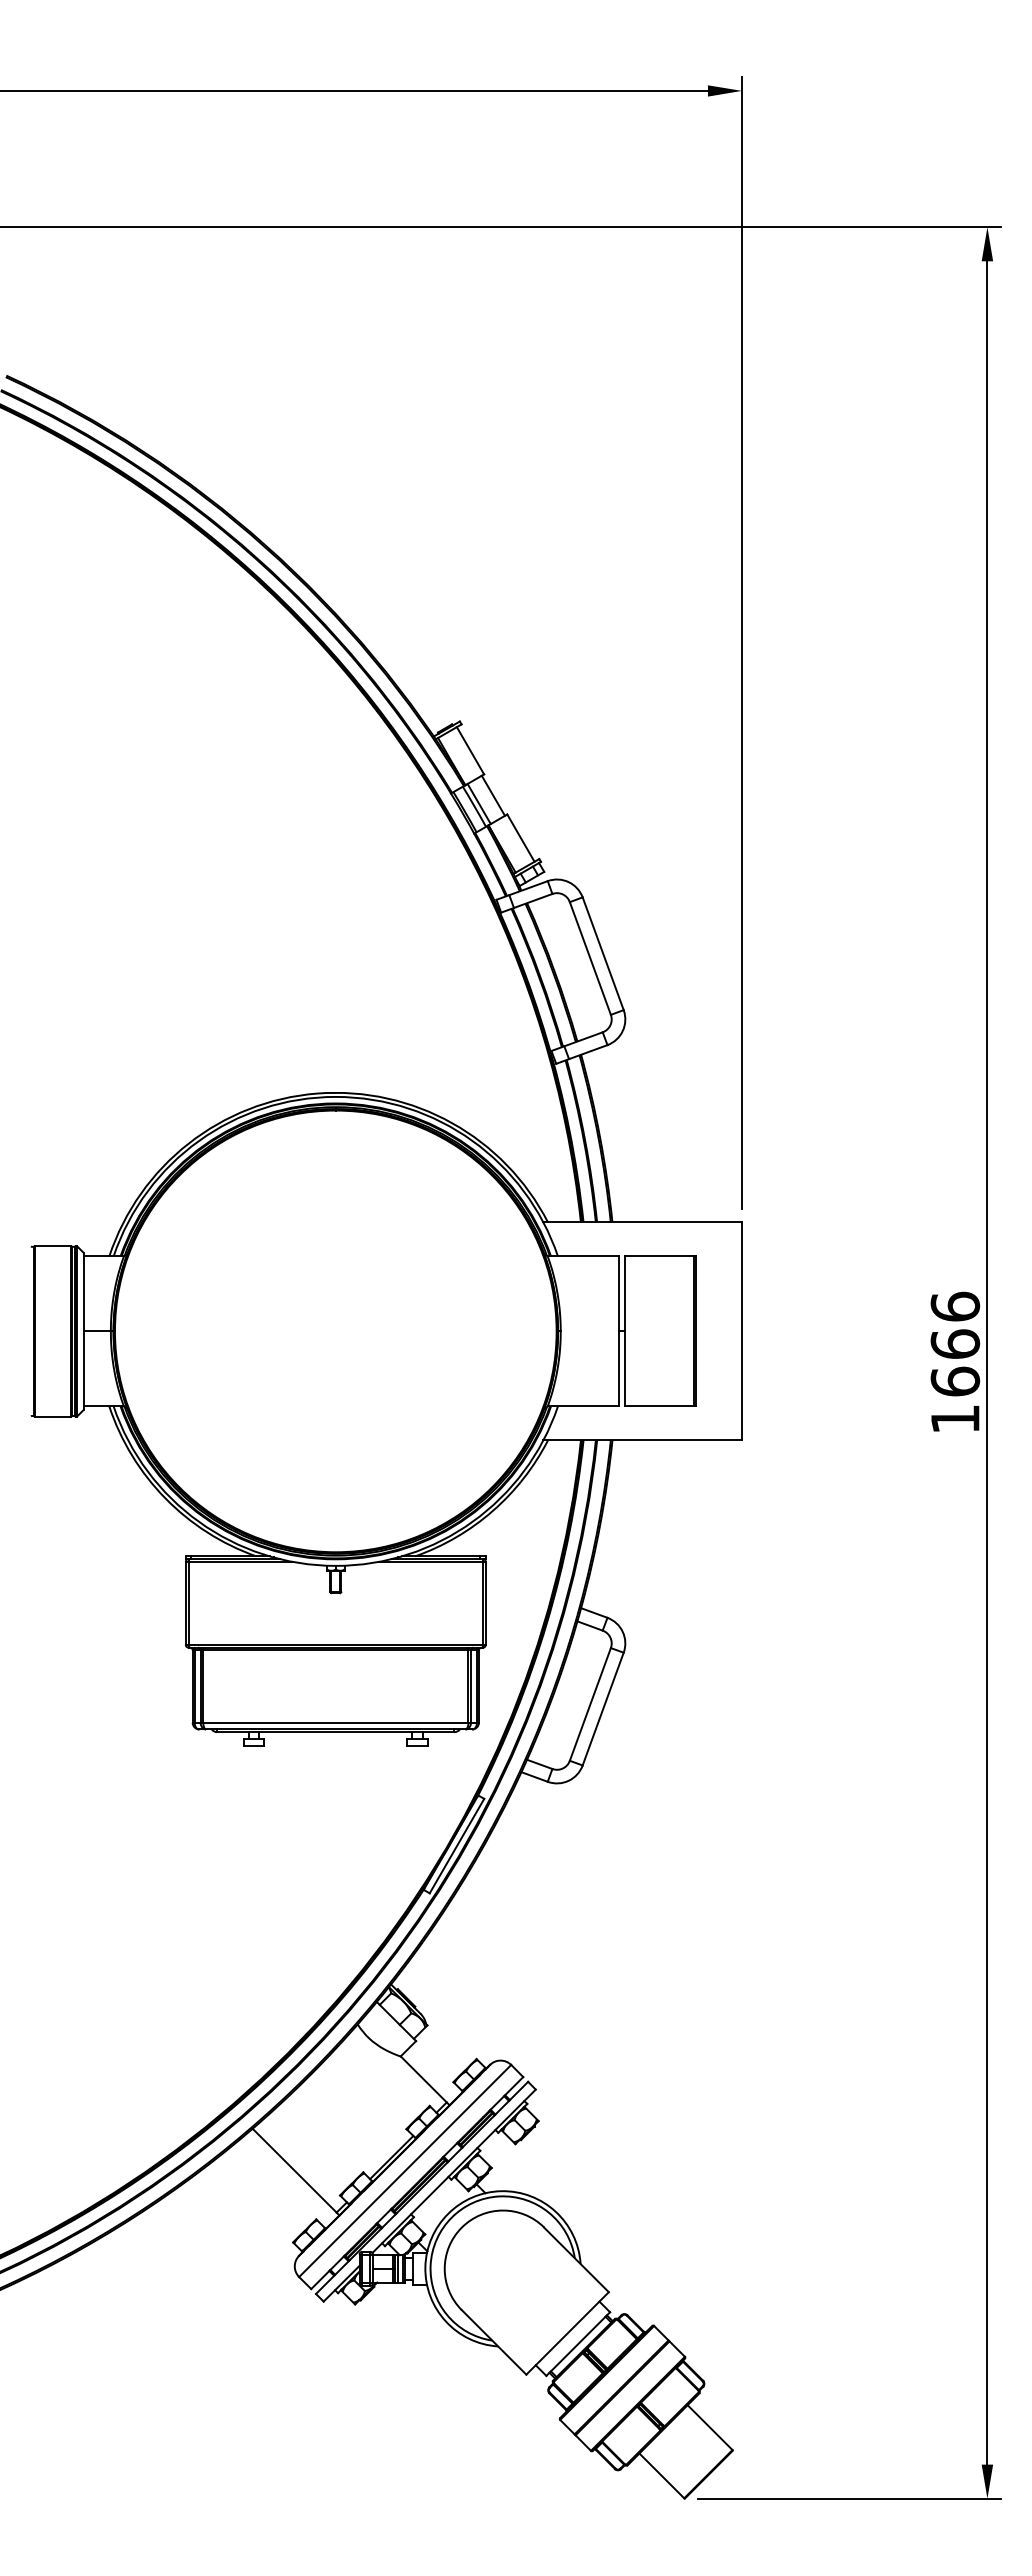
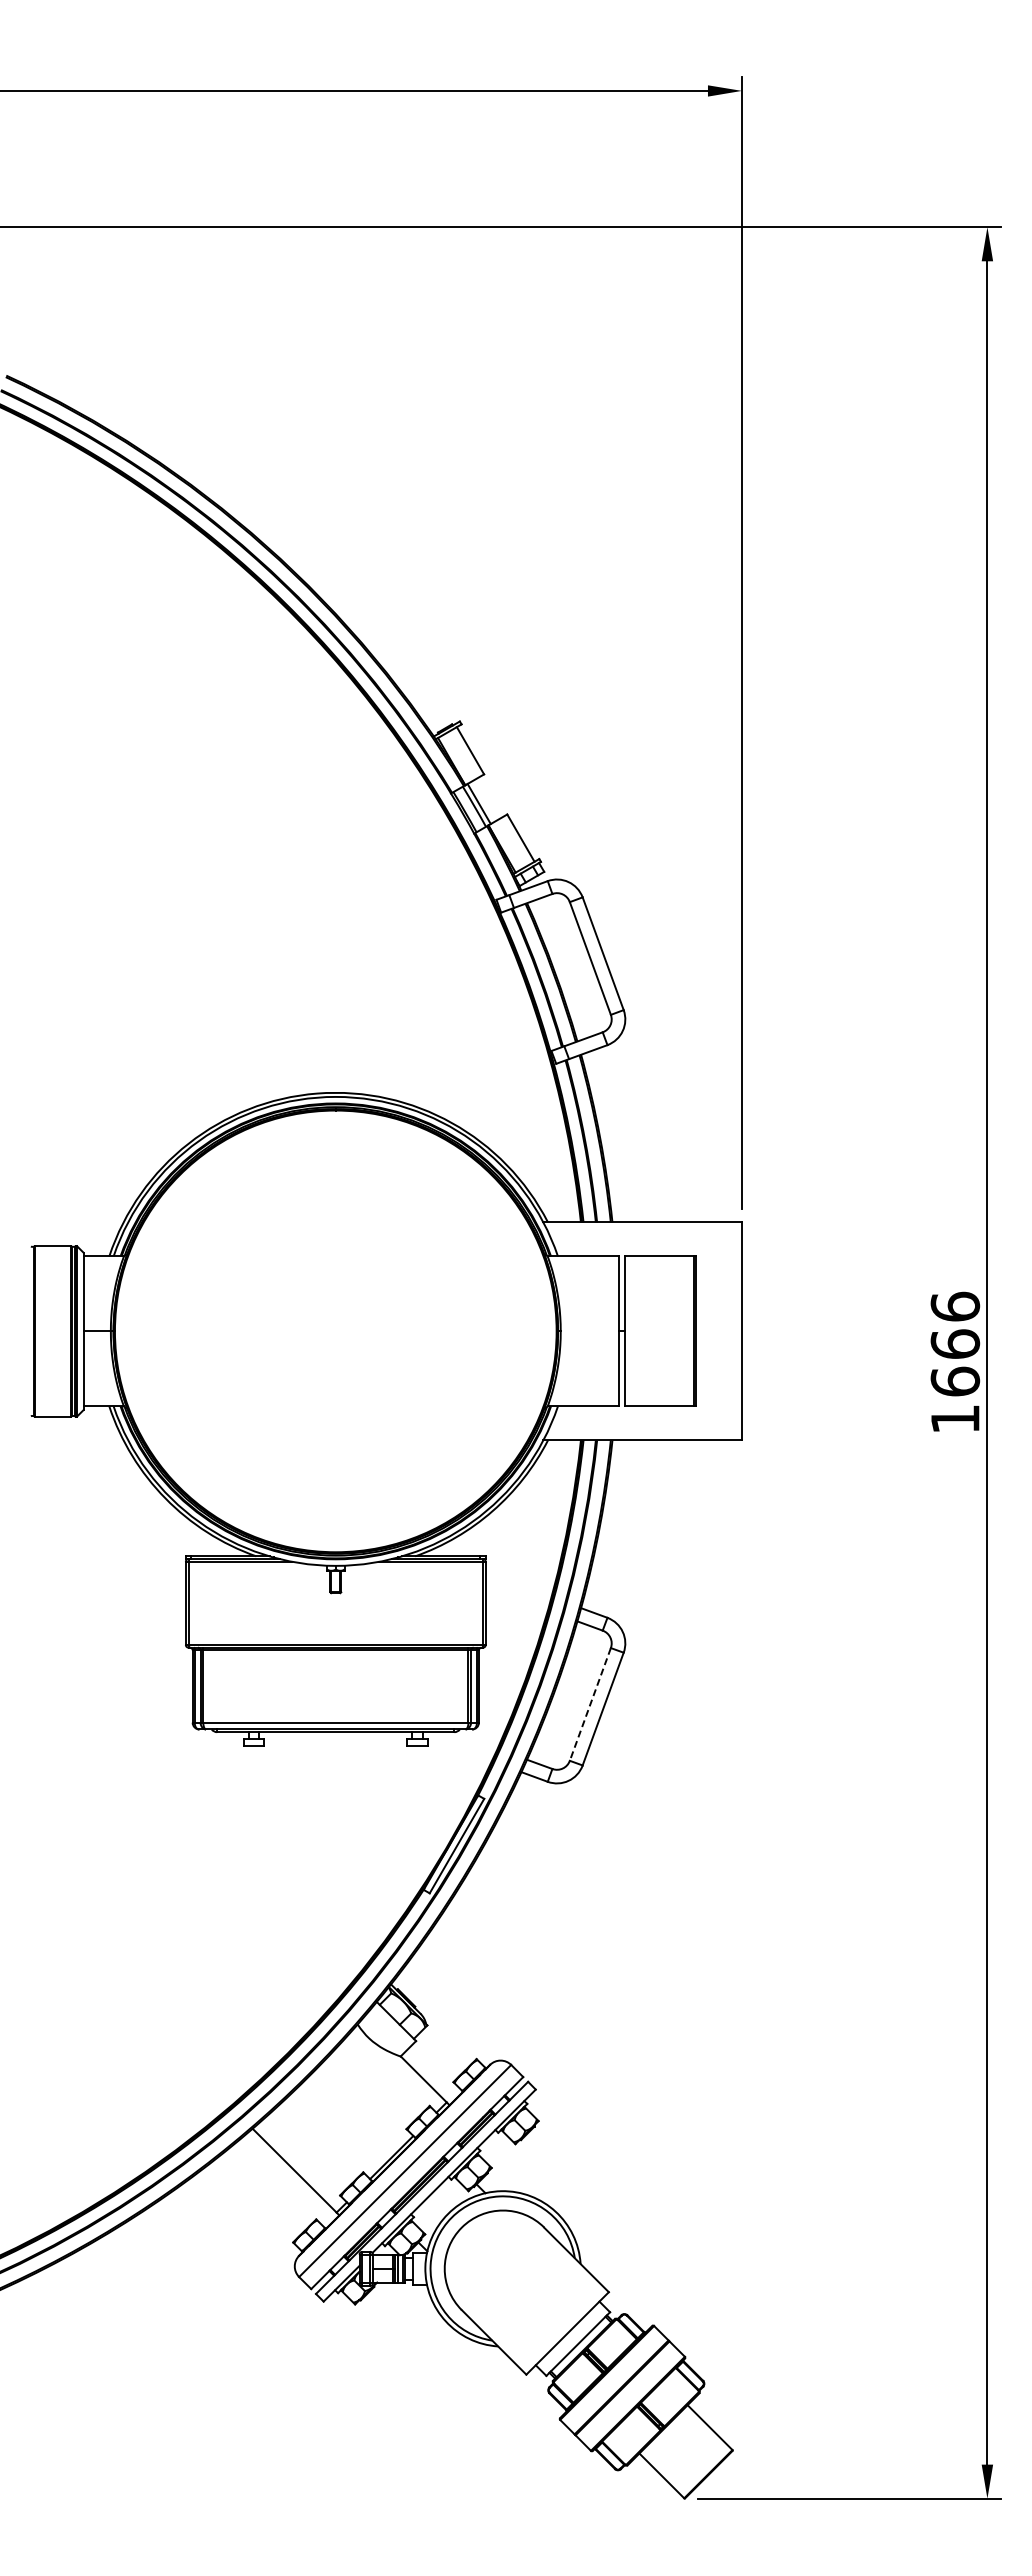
line: present -> none (492, 795)
line: solid -> dashed (590, 1704)
